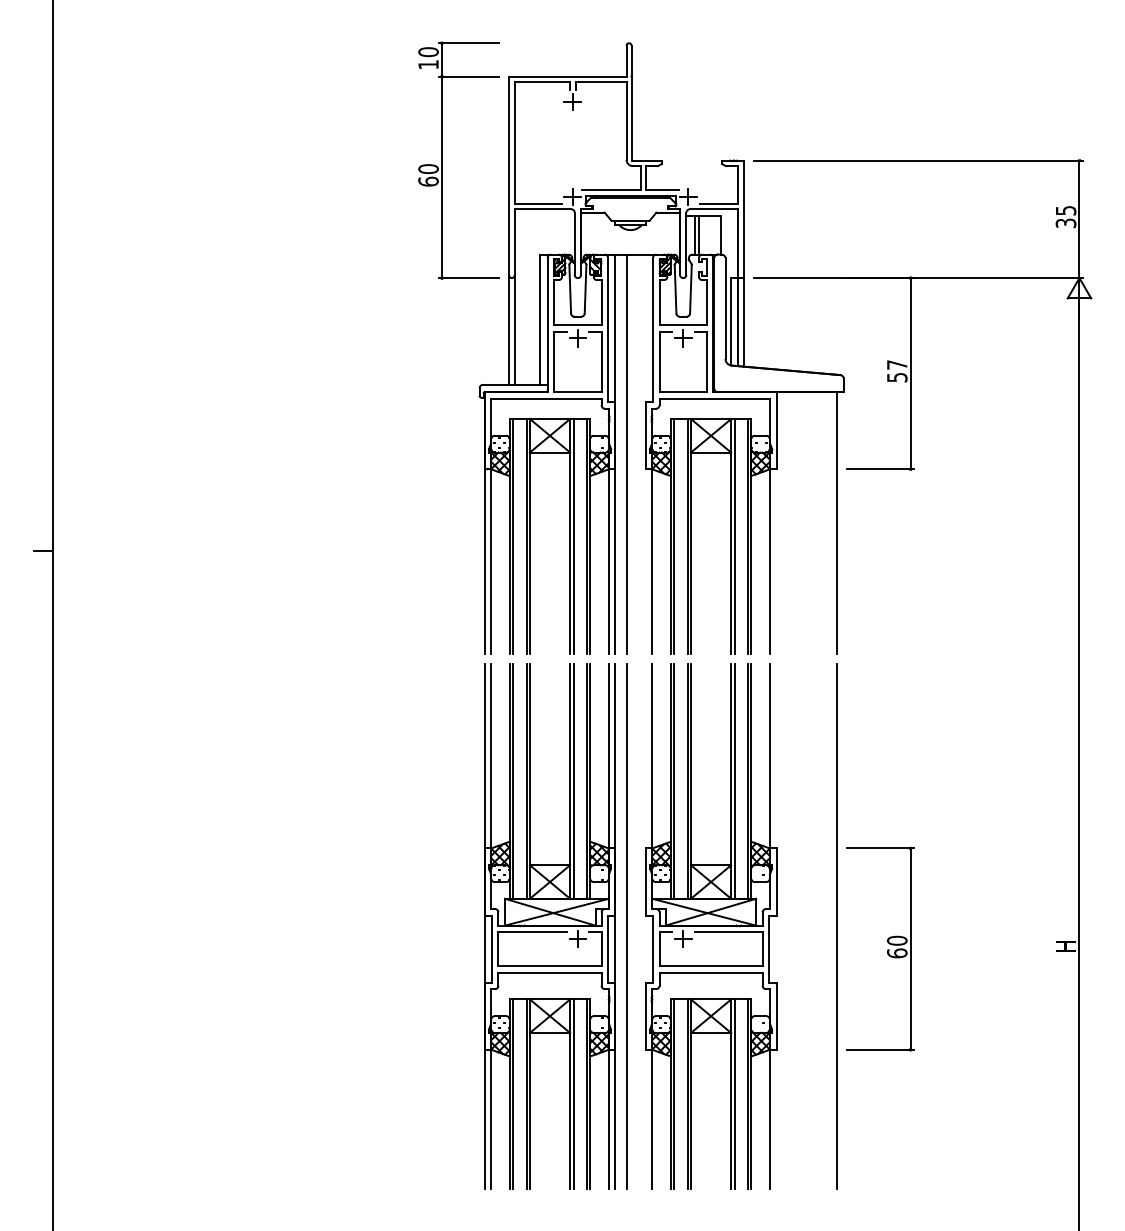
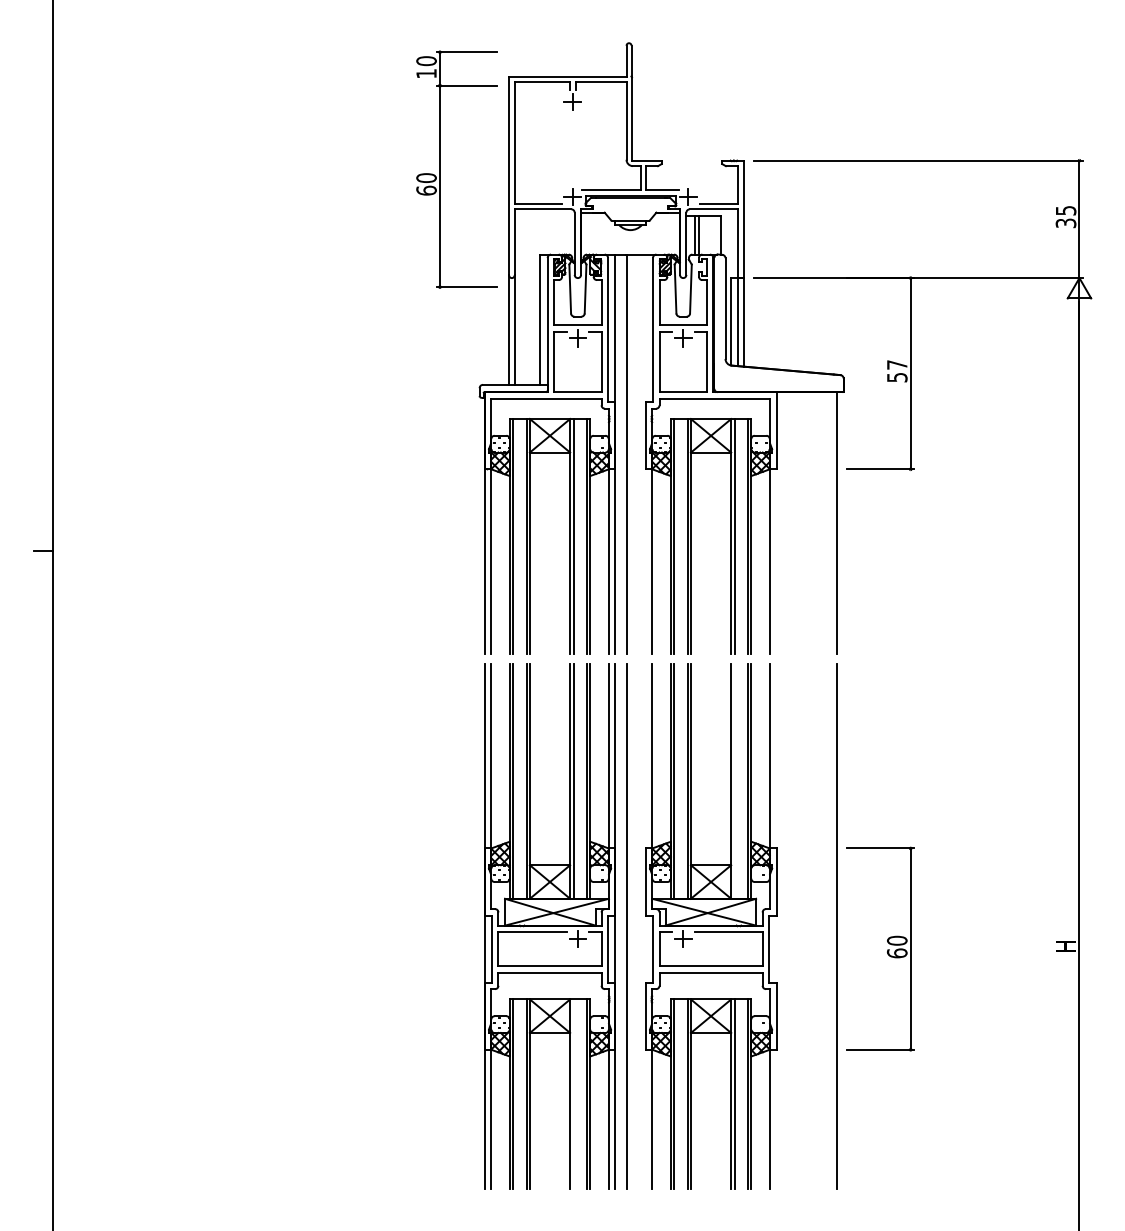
part position: (442, 160) -> (440, 169) (440, 169)
line: present -> none (734, 780)
line: present -> none (573, 1094)
